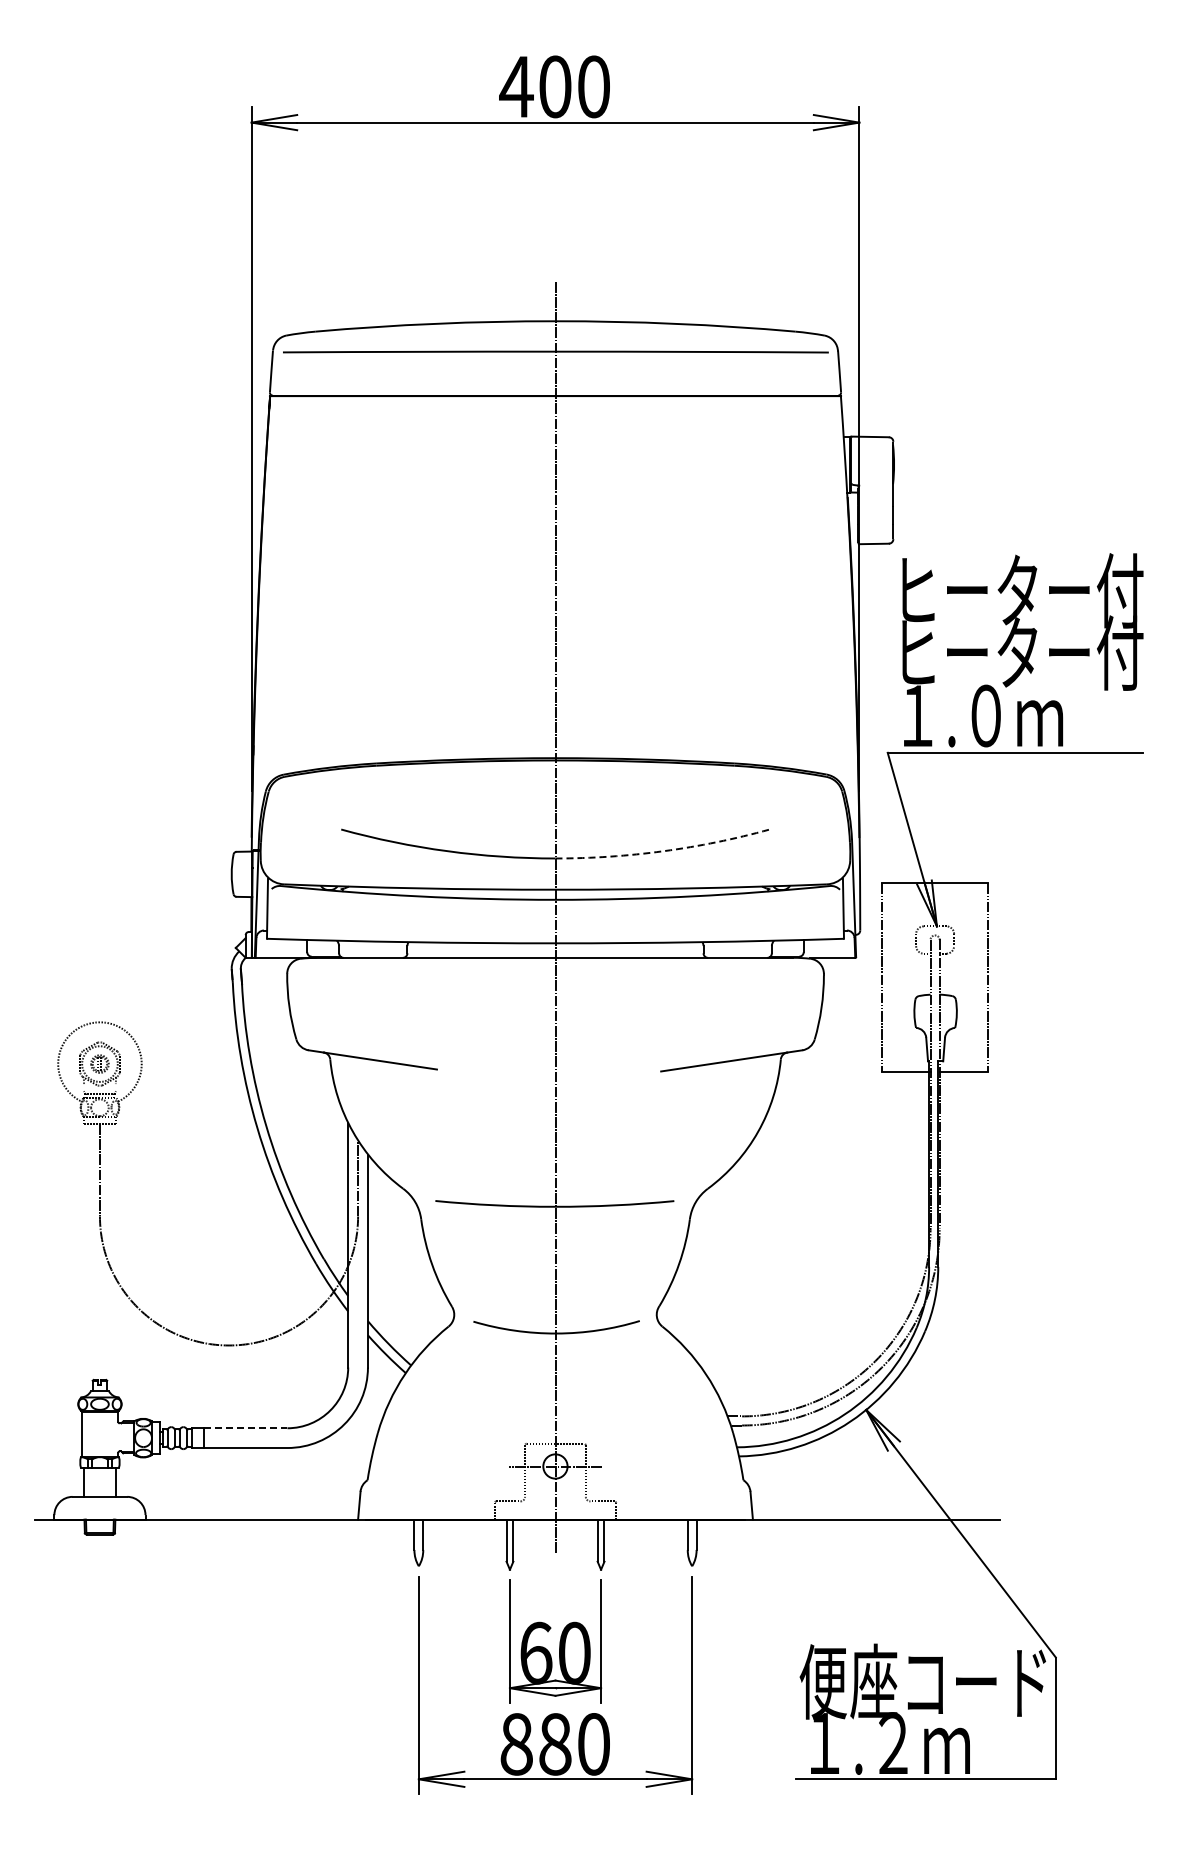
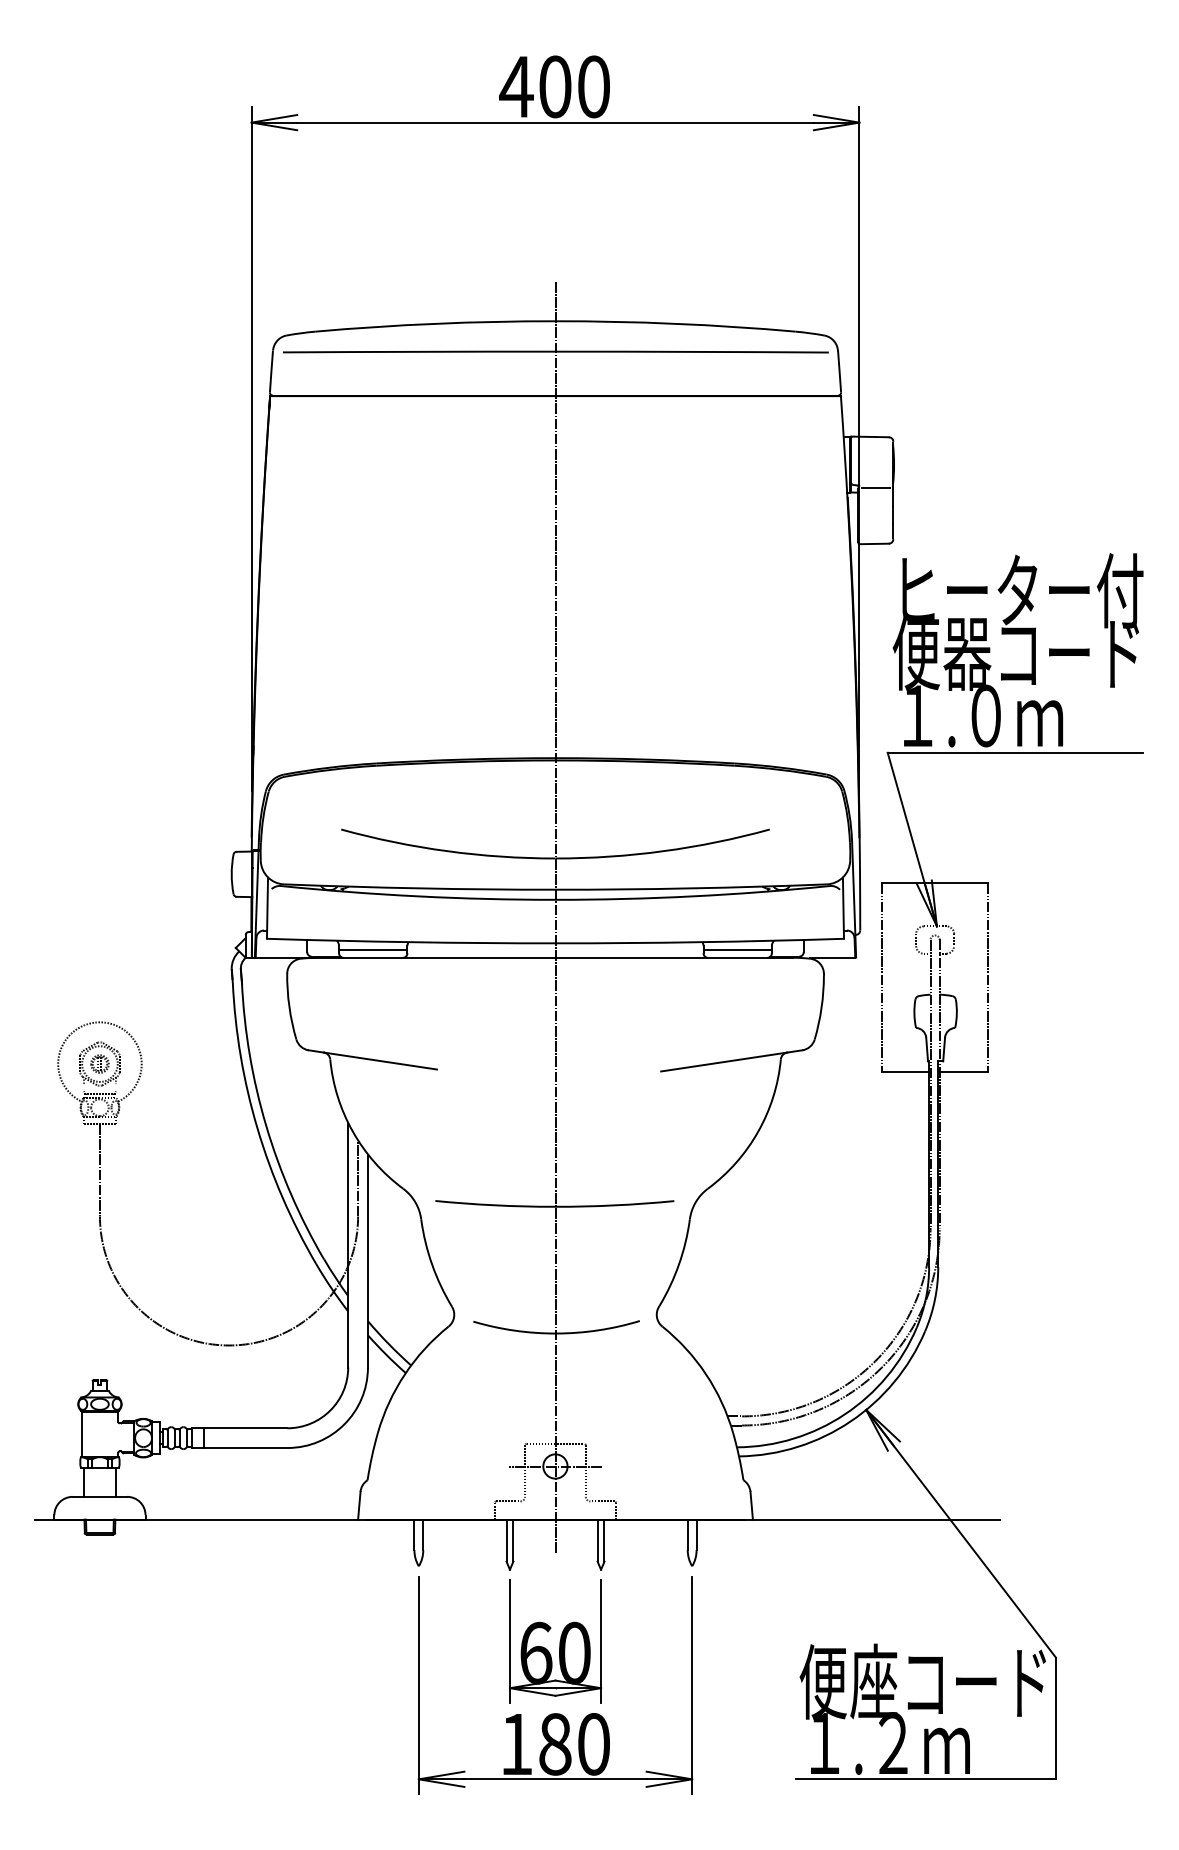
line: none -> present (875, 488)
text: ヒーター付 -> 便器コード (1017, 652)
arc: dashed -> solid (663, 851)
line: none -> present (373, 950)
line: none -> present (737, 950)
line: dashed -> solid (245, 1428)
text: 880 -> 180 (516, 1744)
